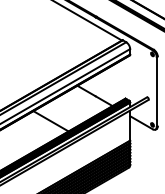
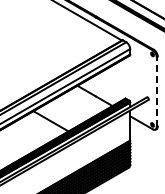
line: solid -> dashed (156, 92)
